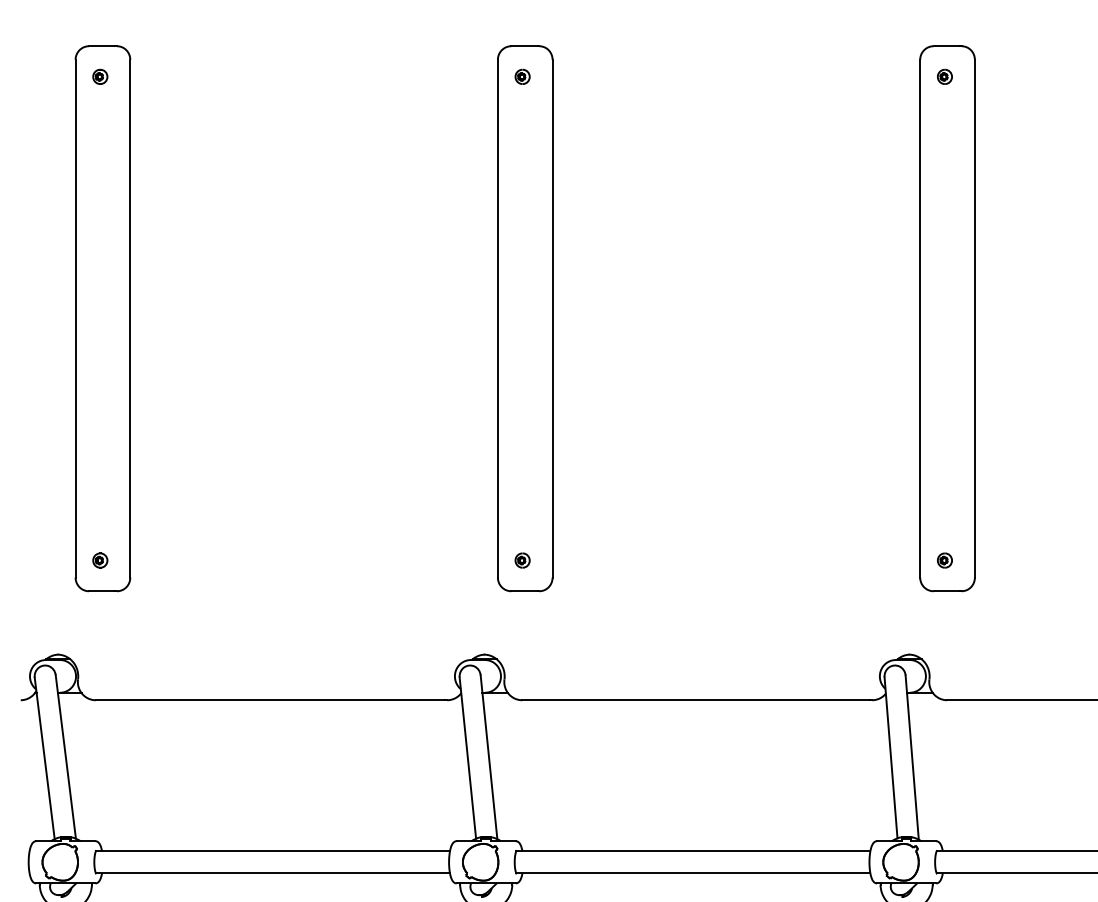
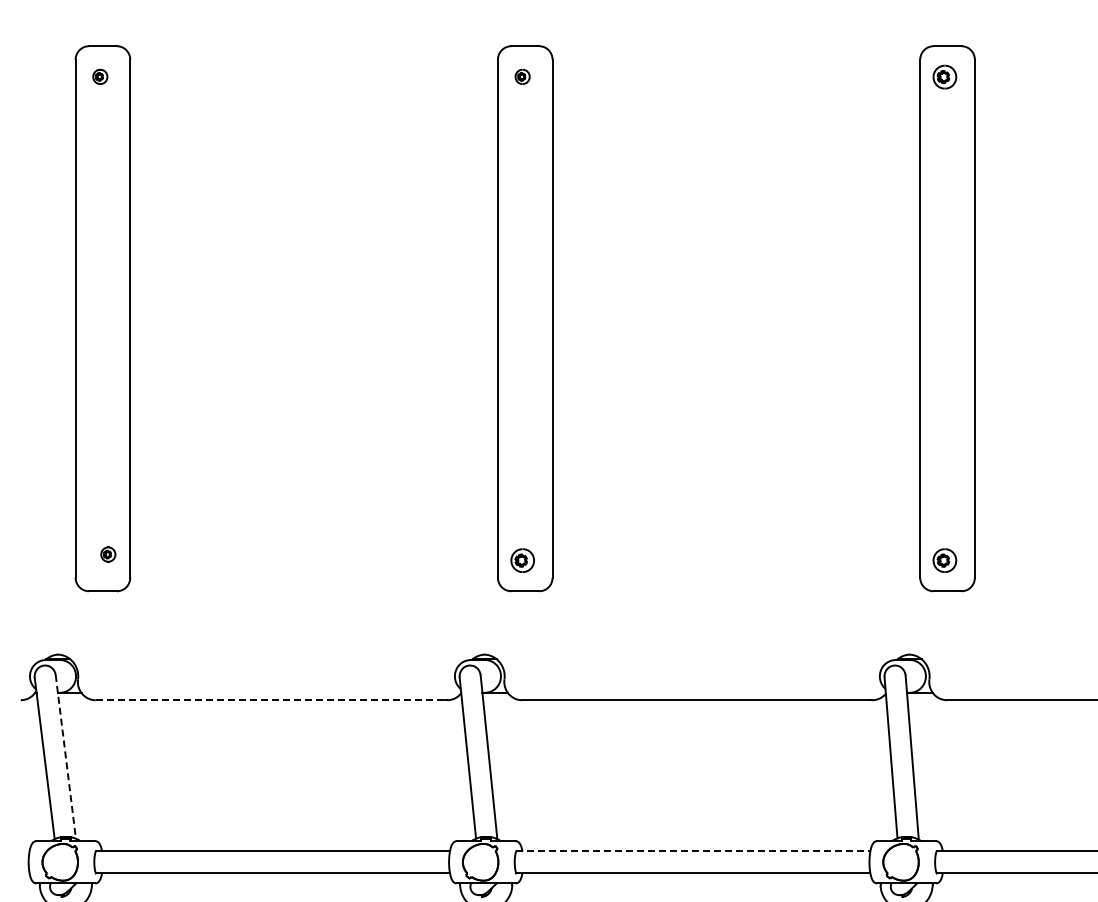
part size: 16x17 px -> 26x26 px (944, 76)
part position: (100, 560) -> (108, 554) (108, 554)
part size: 17x17 px -> 25x25 px (522, 560)
part size: 16x17 px -> 26x25 px (944, 560)
line: solid -> dashed (270, 700)
line: solid -> dashed (65, 757)
line: solid -> dashed (693, 851)
